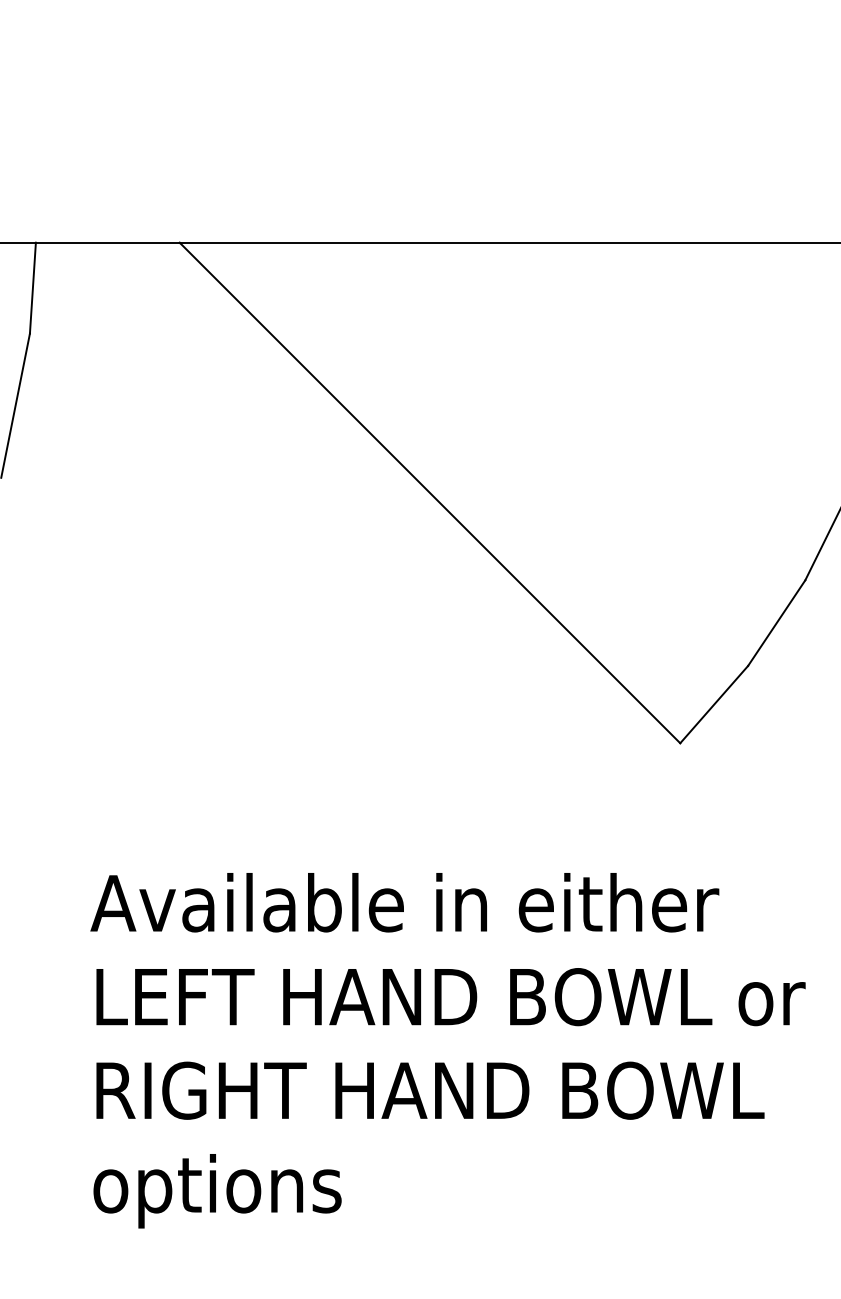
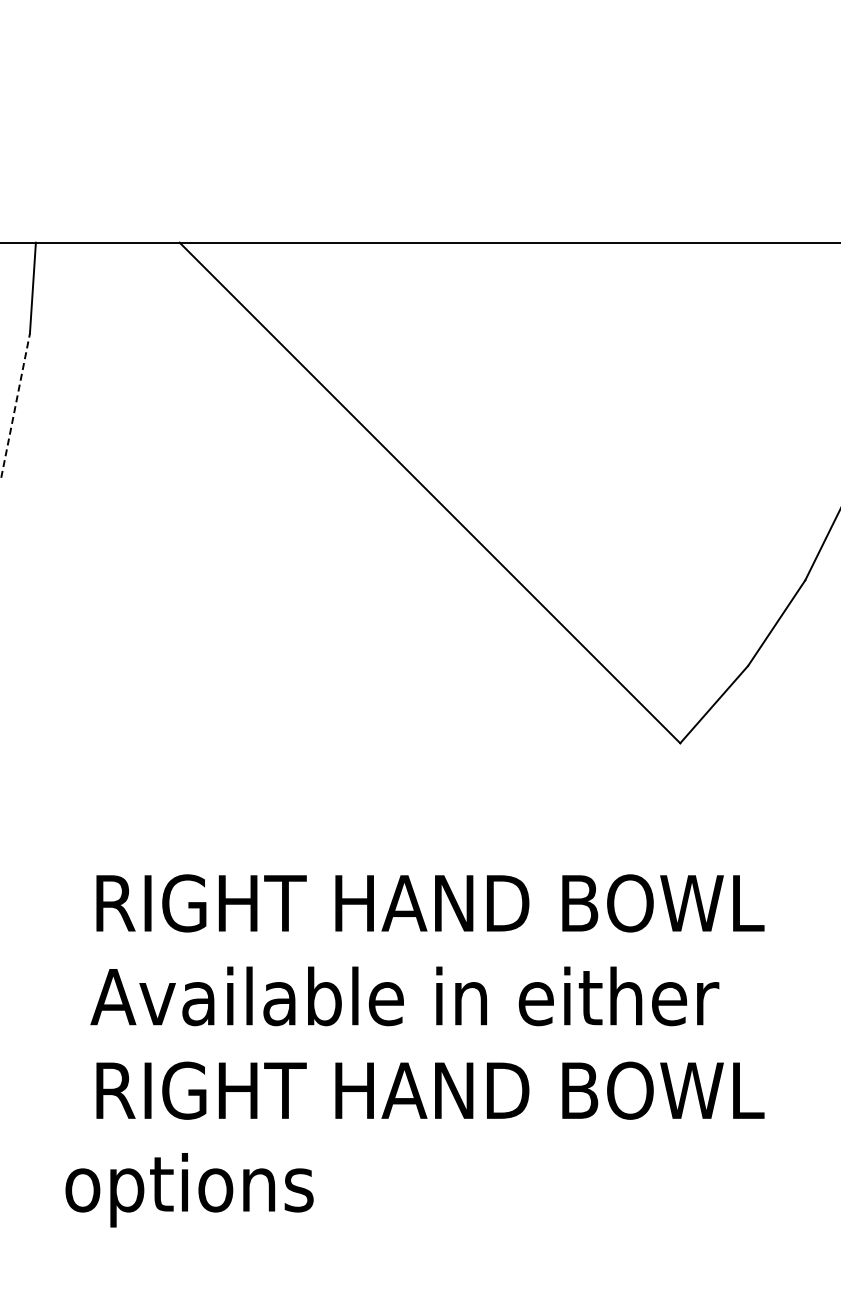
line: solid -> dashed (15, 405)
text: Available in either -> RIGHT HAND BOWL (427, 902)
text: LEFT HAND BOWL or -> Available in either (447, 996)
text position: (217, 1191) -> (189, 1190) (189, 1190)
